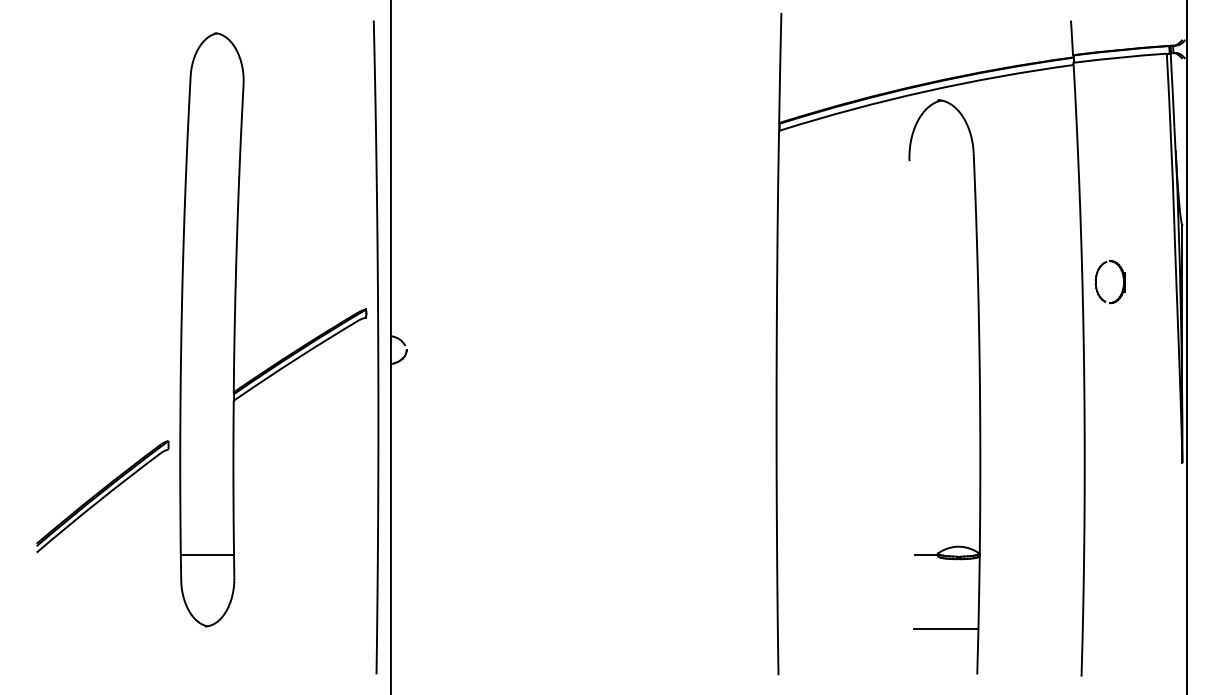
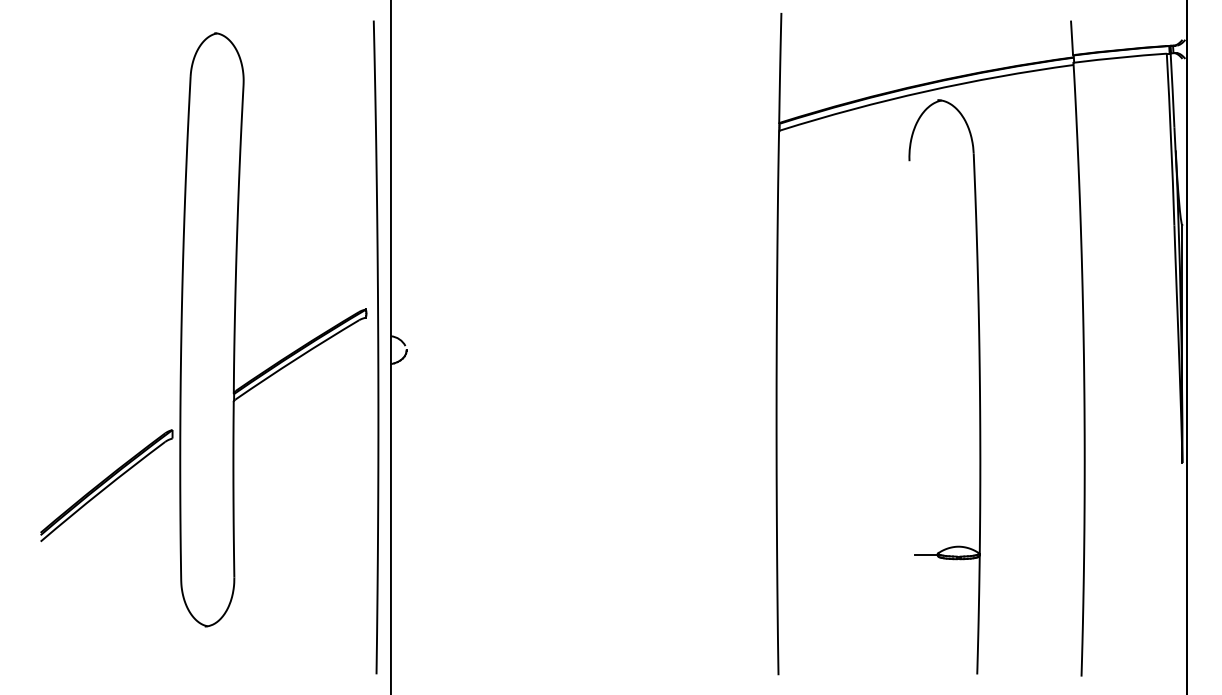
part: present -> none (1096, 282)
part position: (102, 496) -> (106, 485) (106, 485)
line: present -> none (207, 555)
line: present -> none (945, 629)
